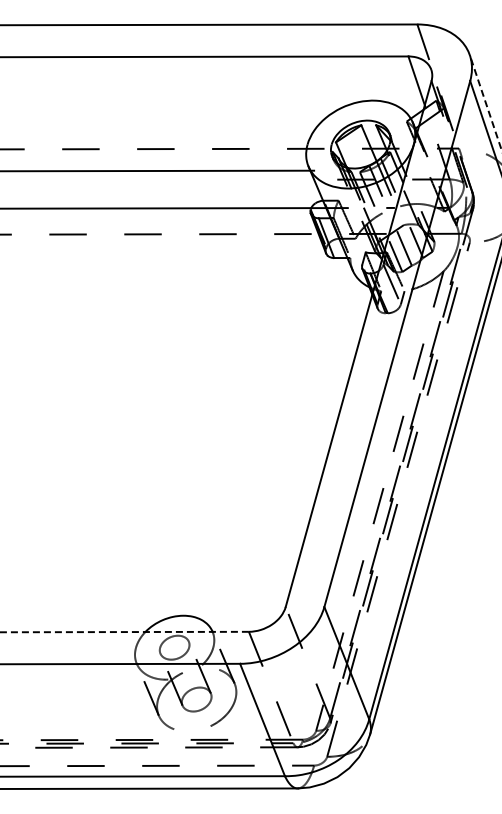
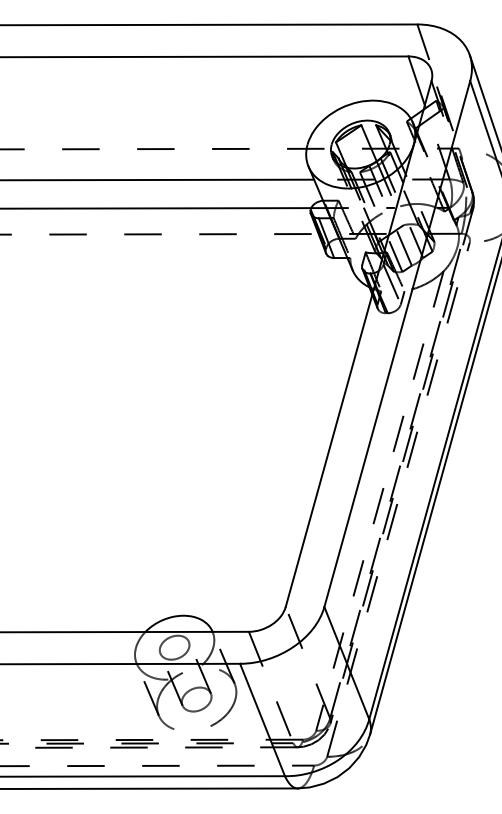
line: dashed -> solid (485, 102)
line position: (158, 170) -> (158, 179) (158, 179)
line: dashed -> solid (123, 632)
